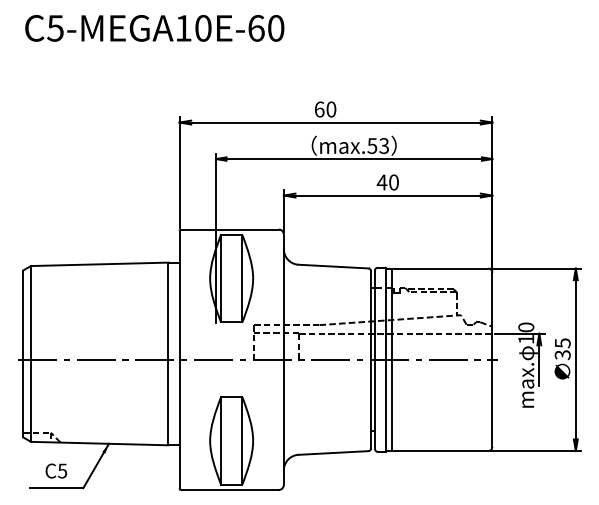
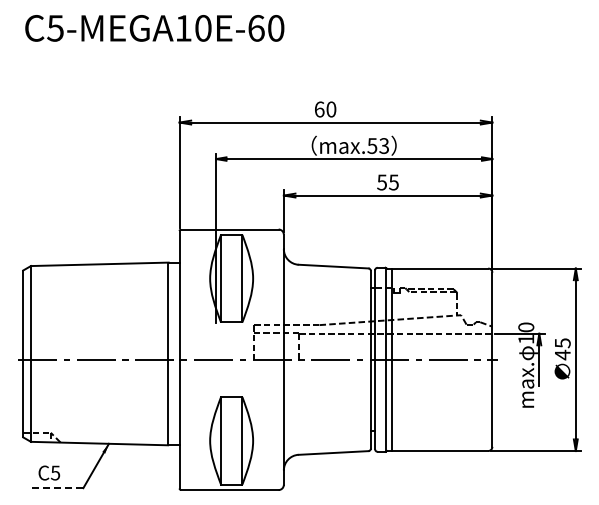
text: 40 -> 55 (387, 182)
text: 35 -> 45 (562, 354)
text position: (56, 470) -> (49, 472) (49, 472)
line: solid -> dashed (56, 488)
